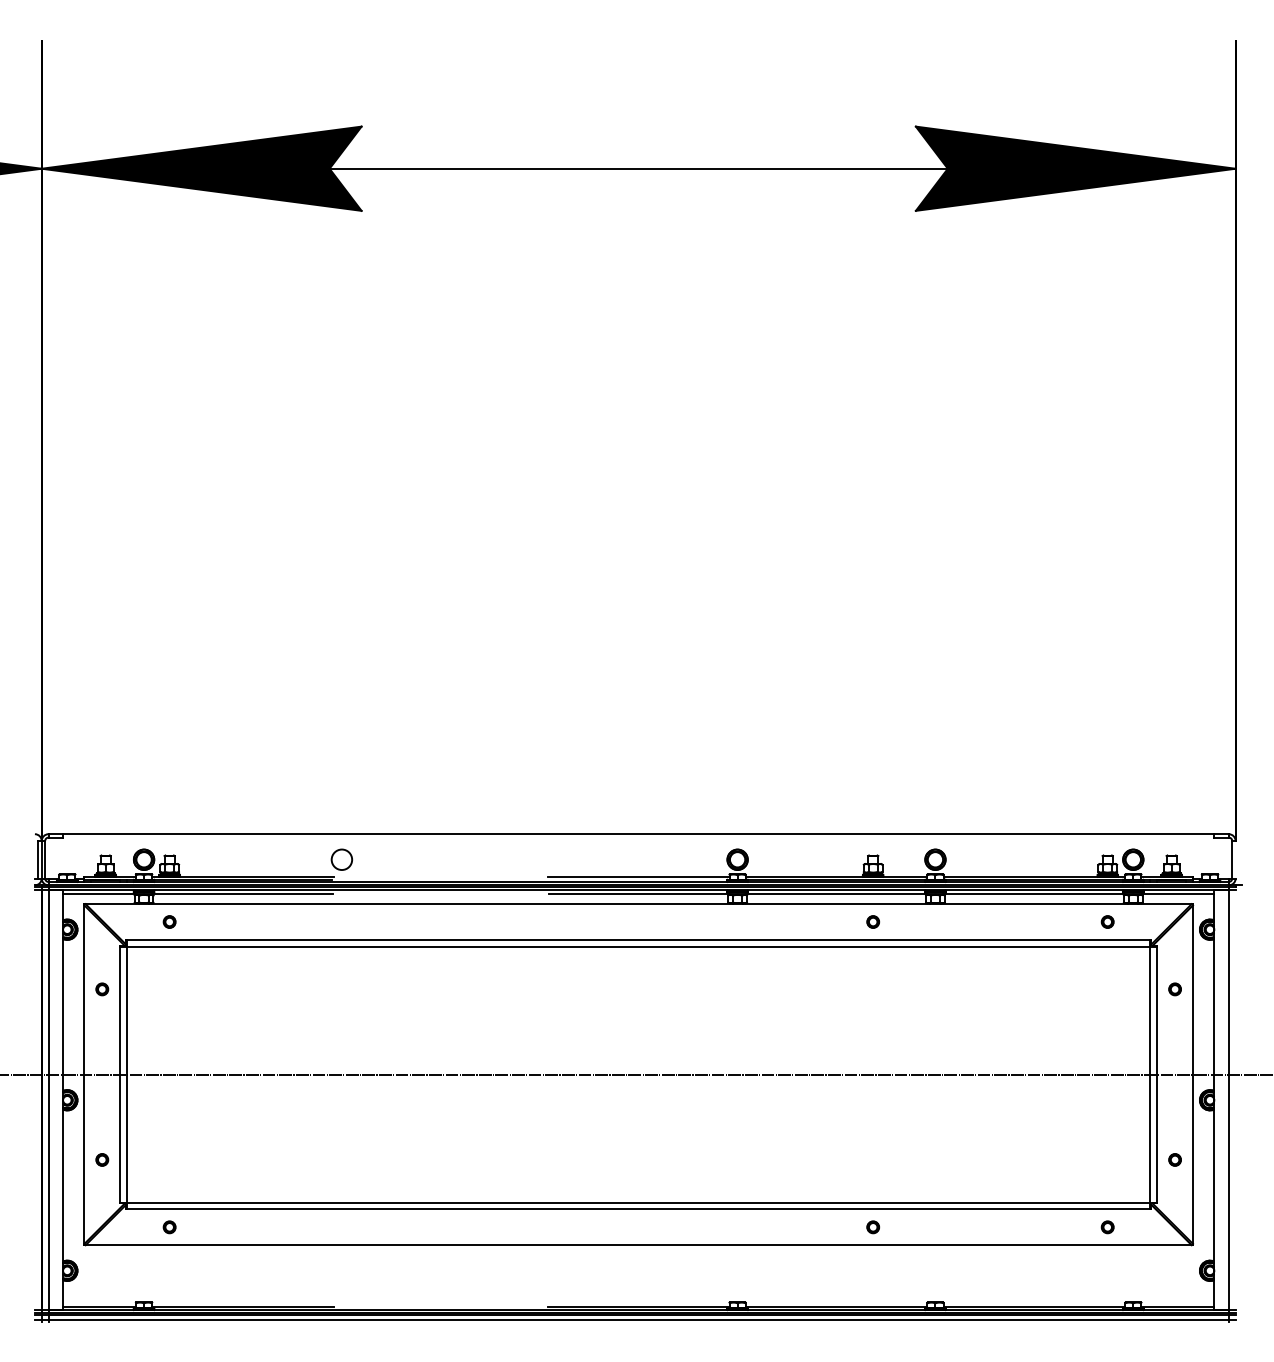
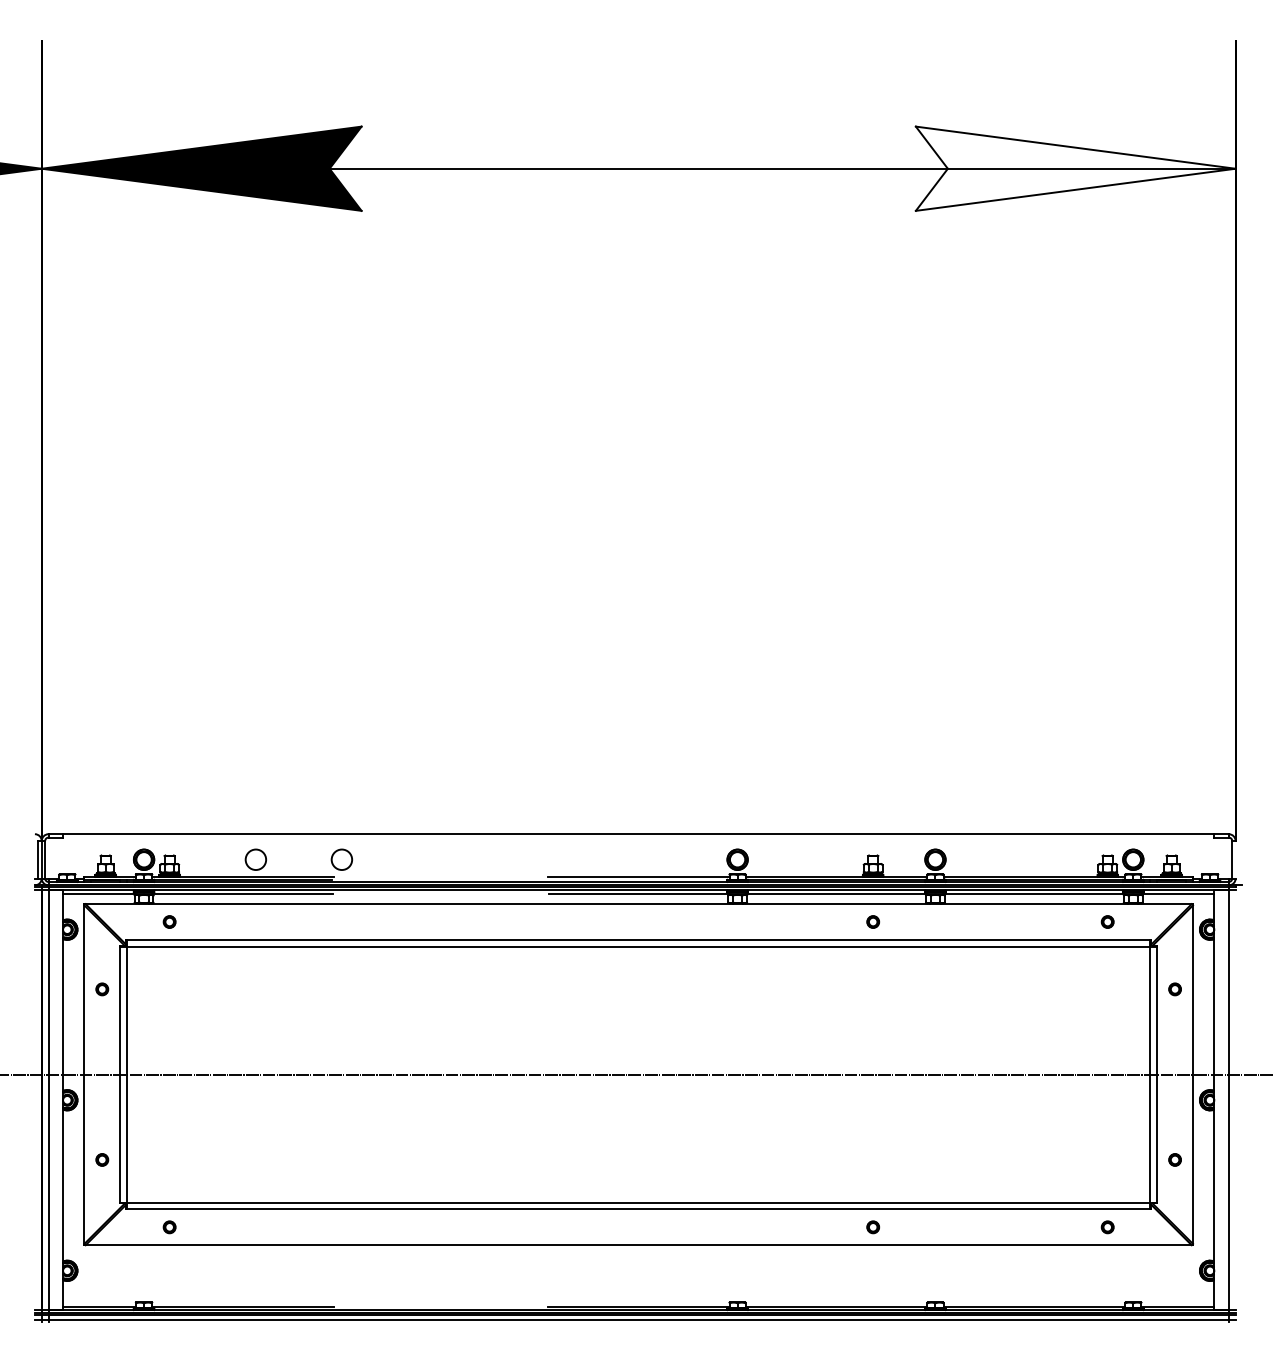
fill: present -> none (1075, 168)
circle: none -> present (255, 859)
